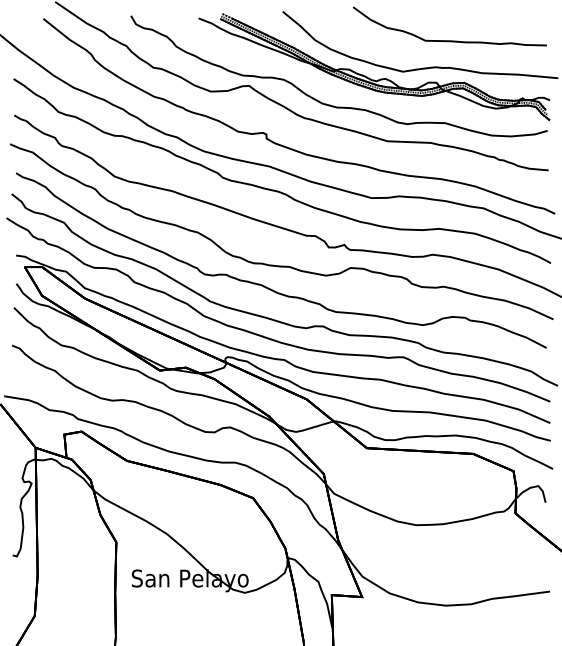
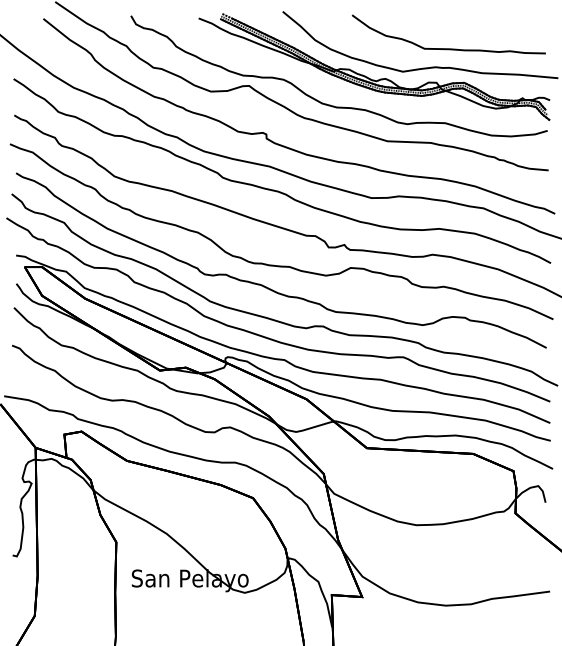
part position: (449, 40) -> (448, 48) (448, 48)
